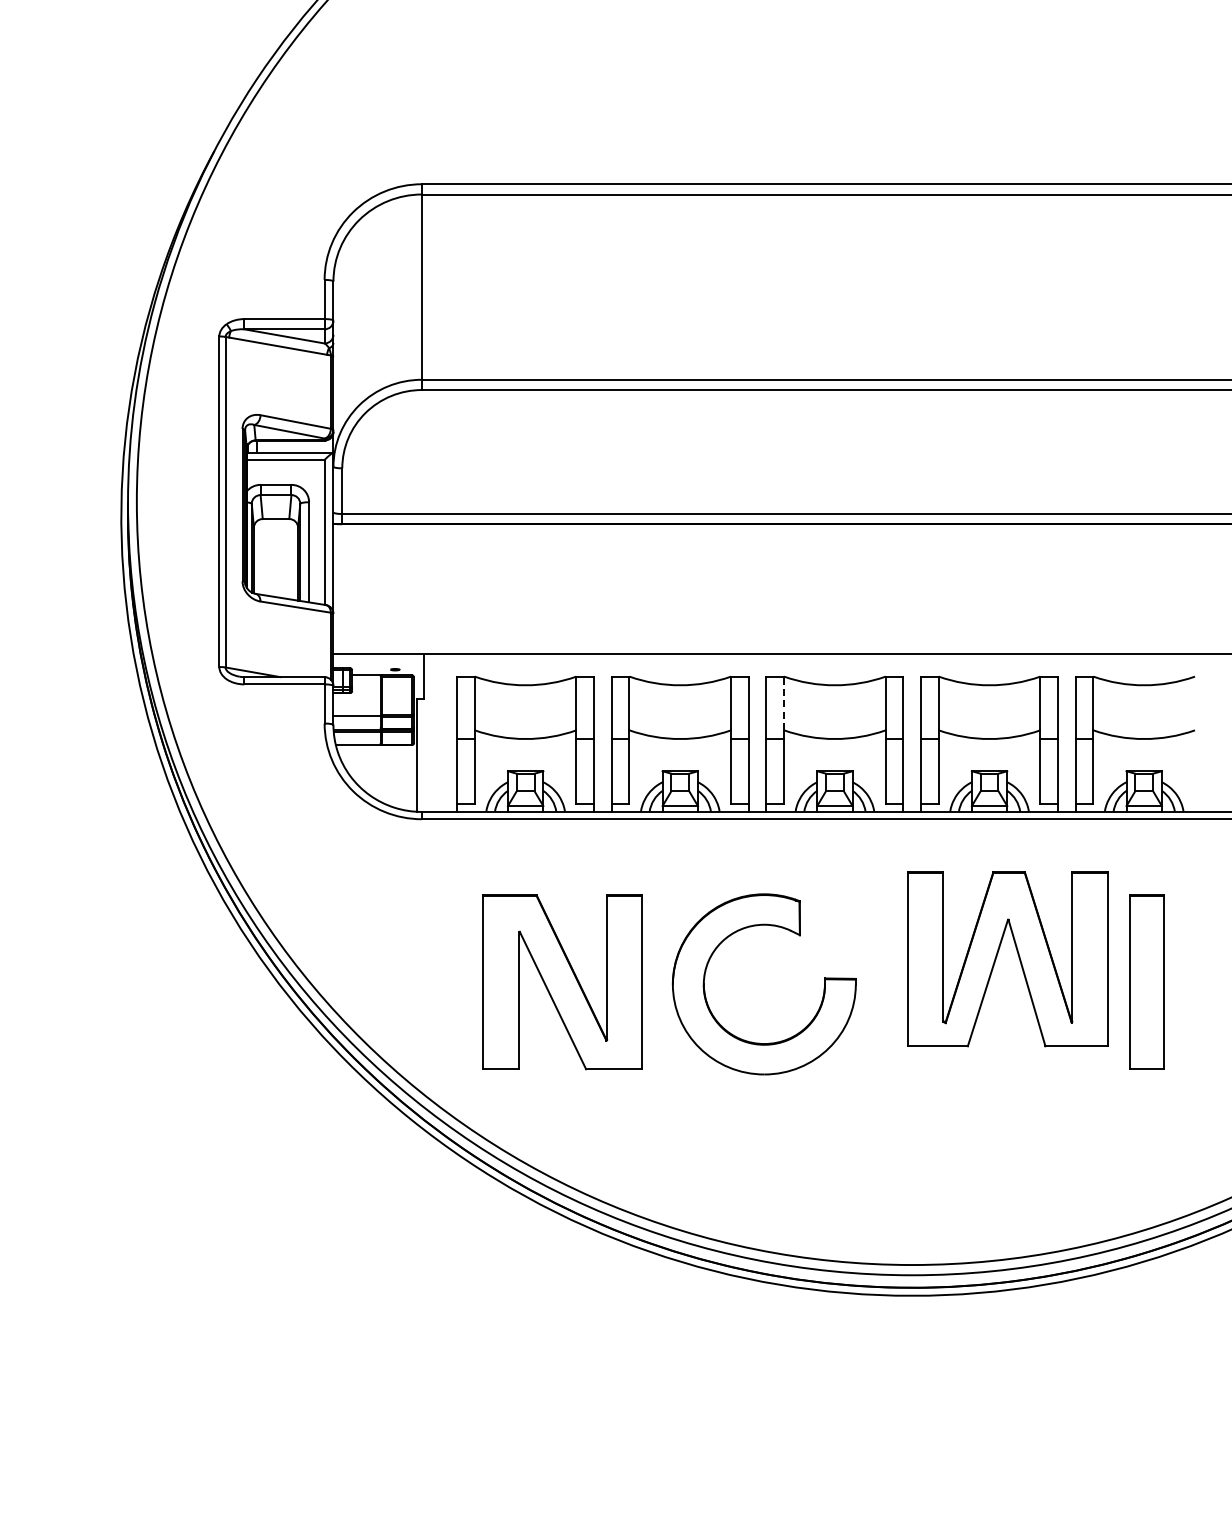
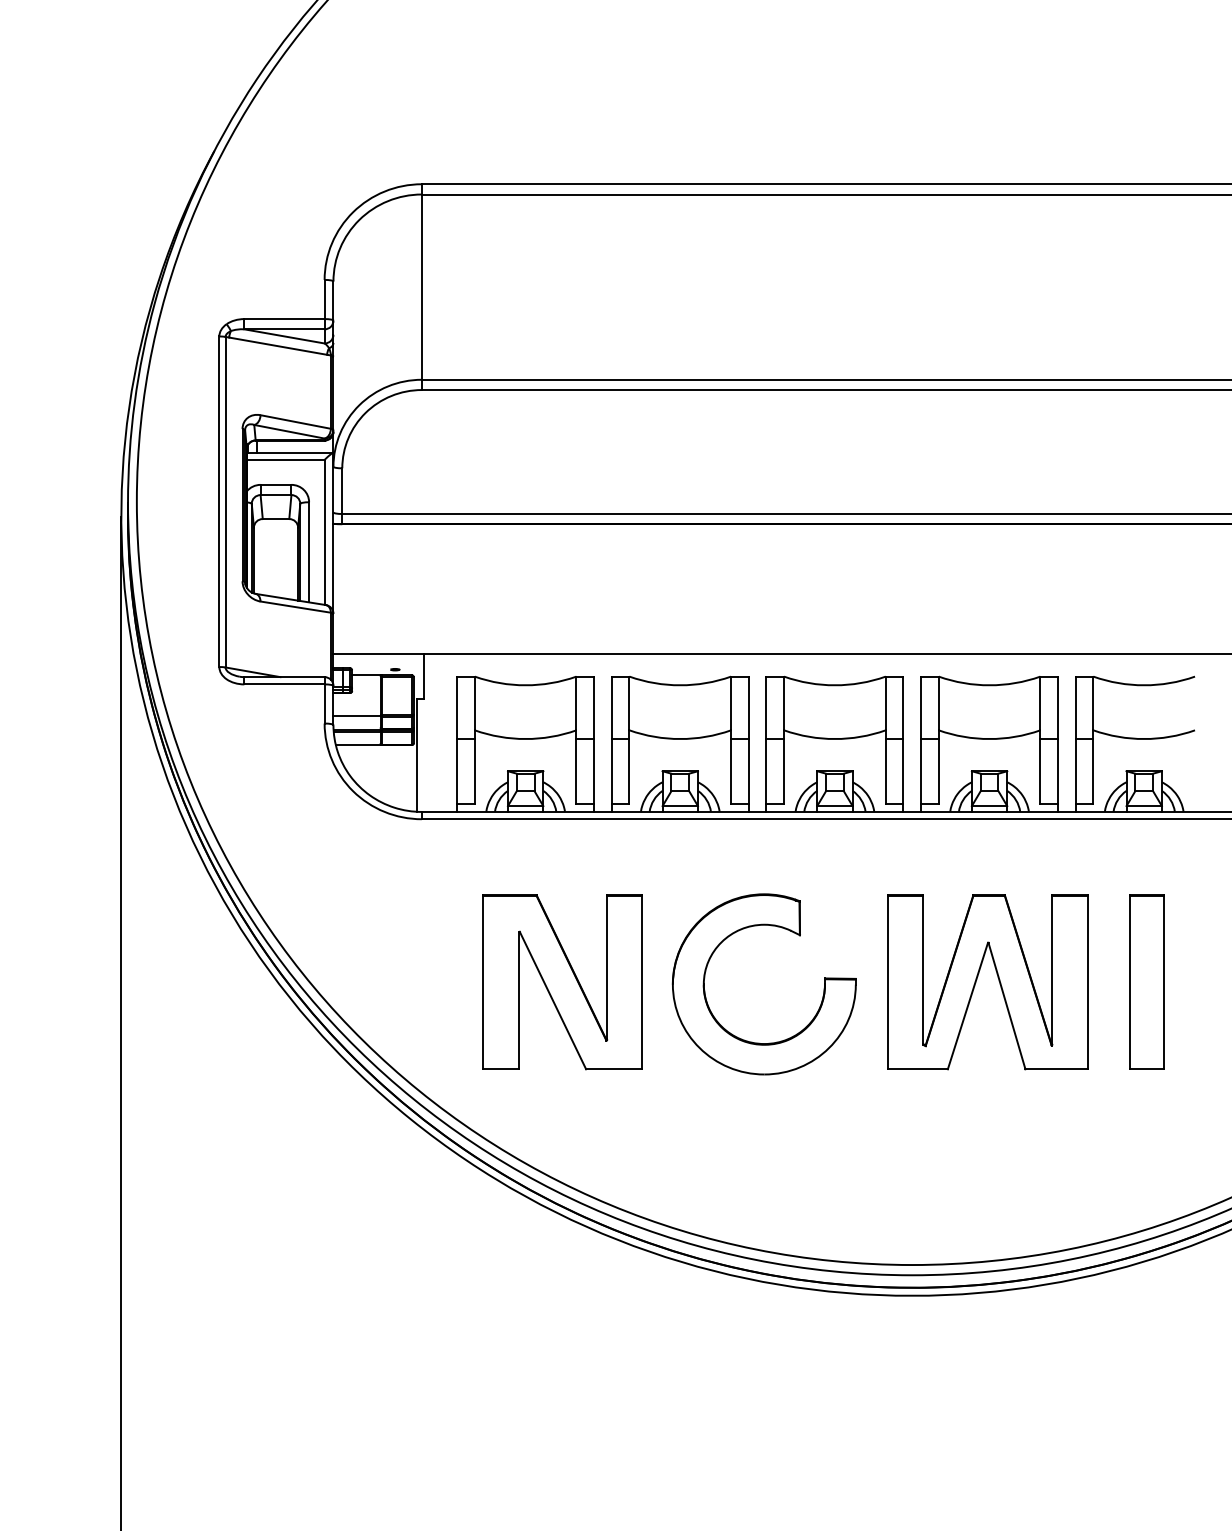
line: dashed -> solid (784, 703)
part position: (997, 956) -> (977, 979) (977, 979)
line: none -> present (121, 1022)
